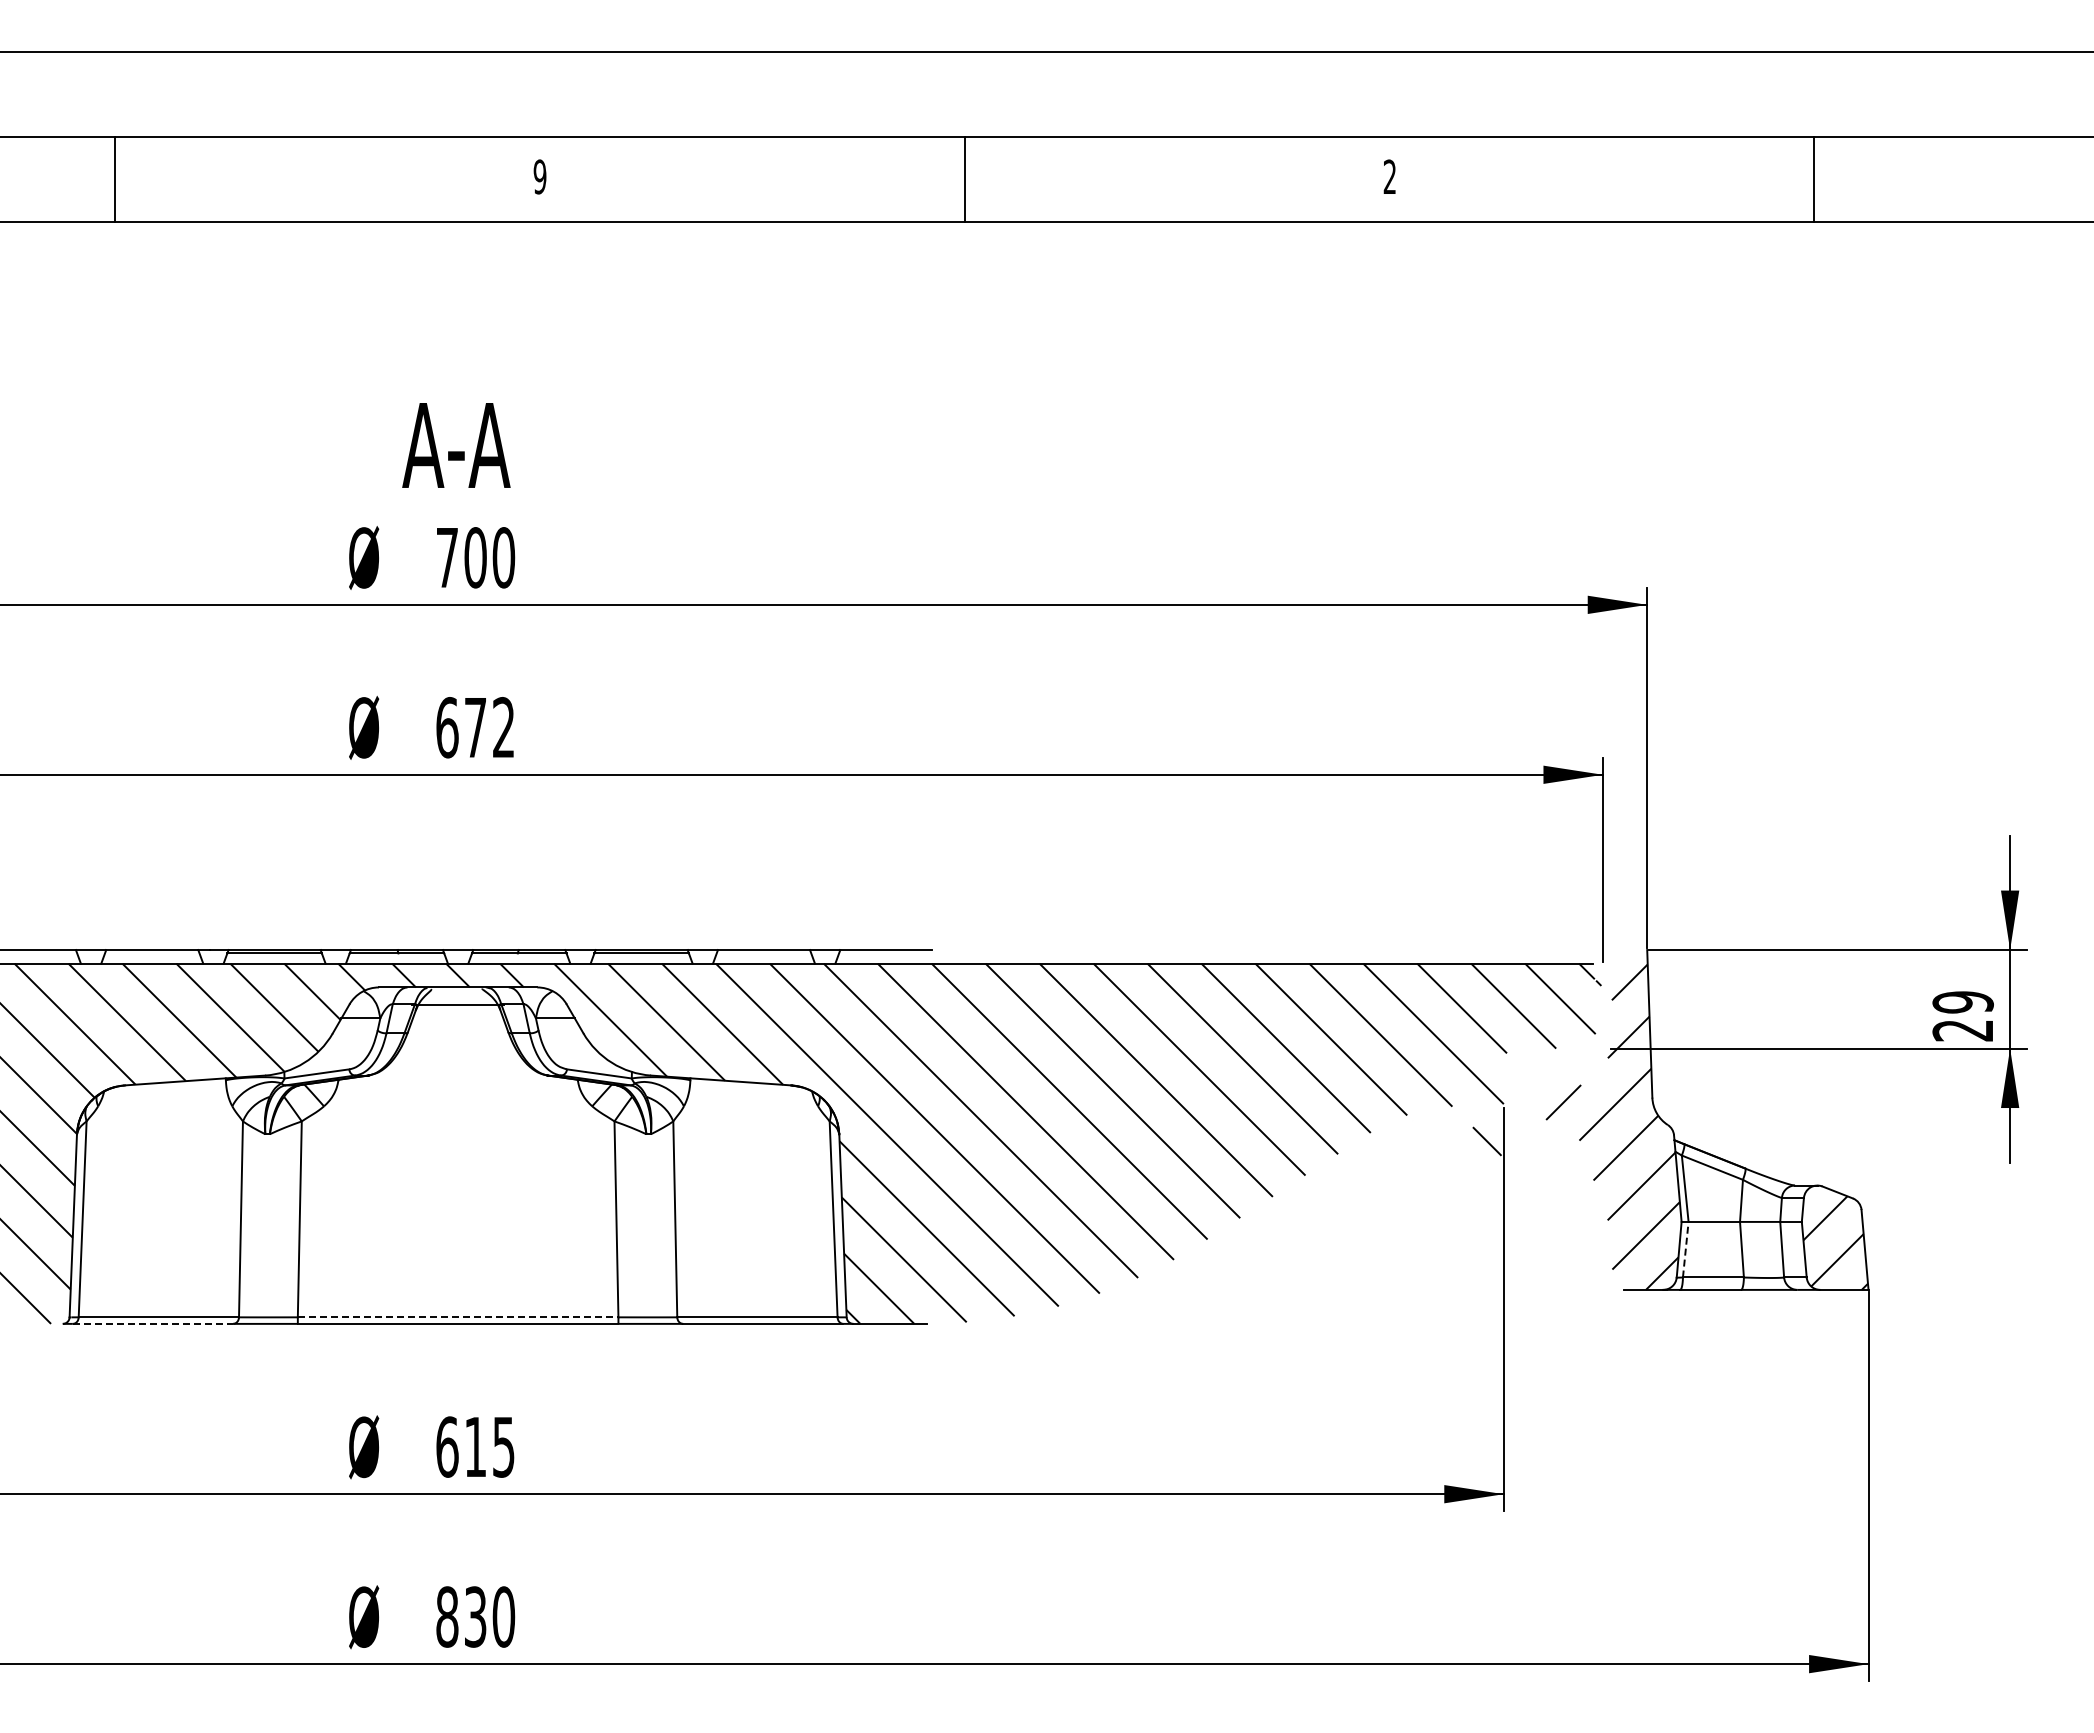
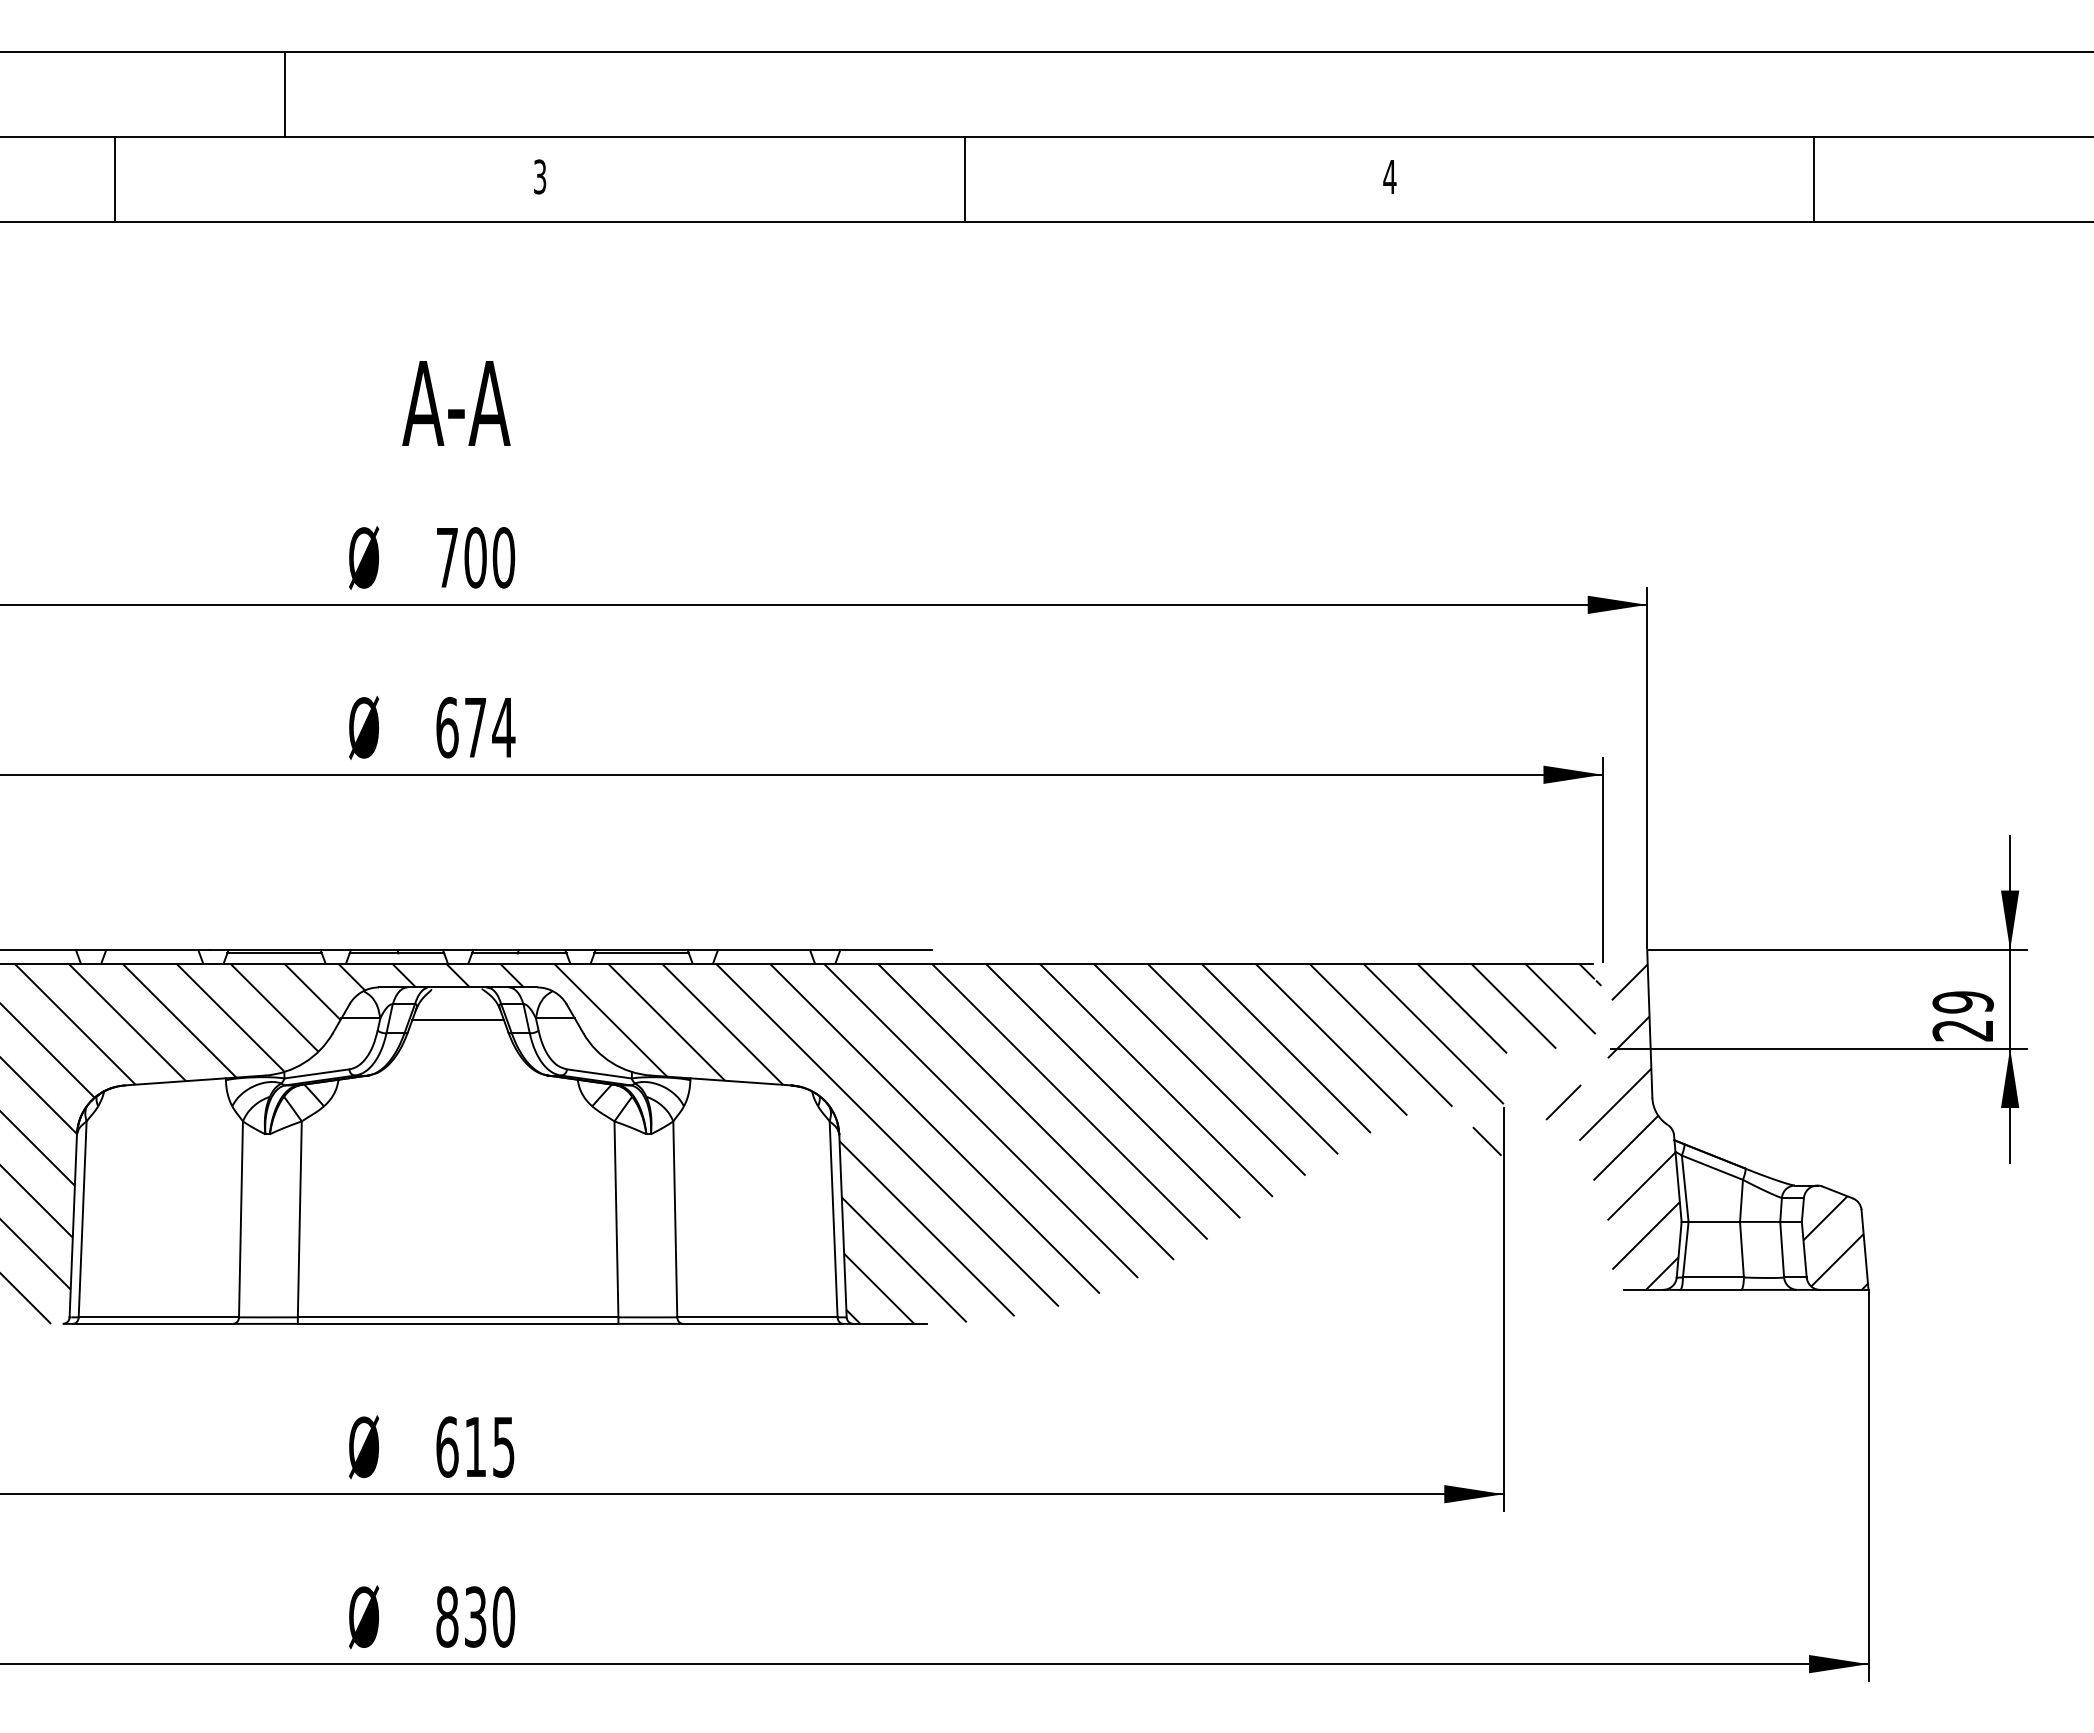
line: none -> present (284, 93)
text: 9 -> 3 (539, 176)
text: 2 -> 4 (1389, 176)
text position: (456, 445) -> (456, 403) (456, 403)
text: 672 -> 674 (503, 727)
line position: (458, 1005) -> (458, 1020) (458, 1020)
line: dashed -> solid (1685, 1249)
line: dashed -> solid (458, 1317)
line: dashed -> solid (153, 1323)
